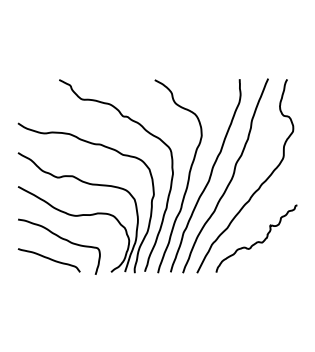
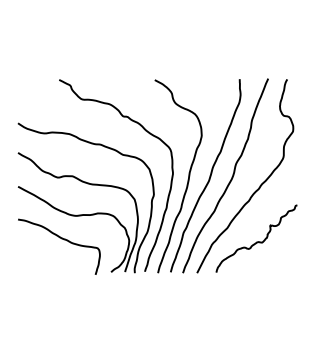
curve: present -> none (48, 259)
